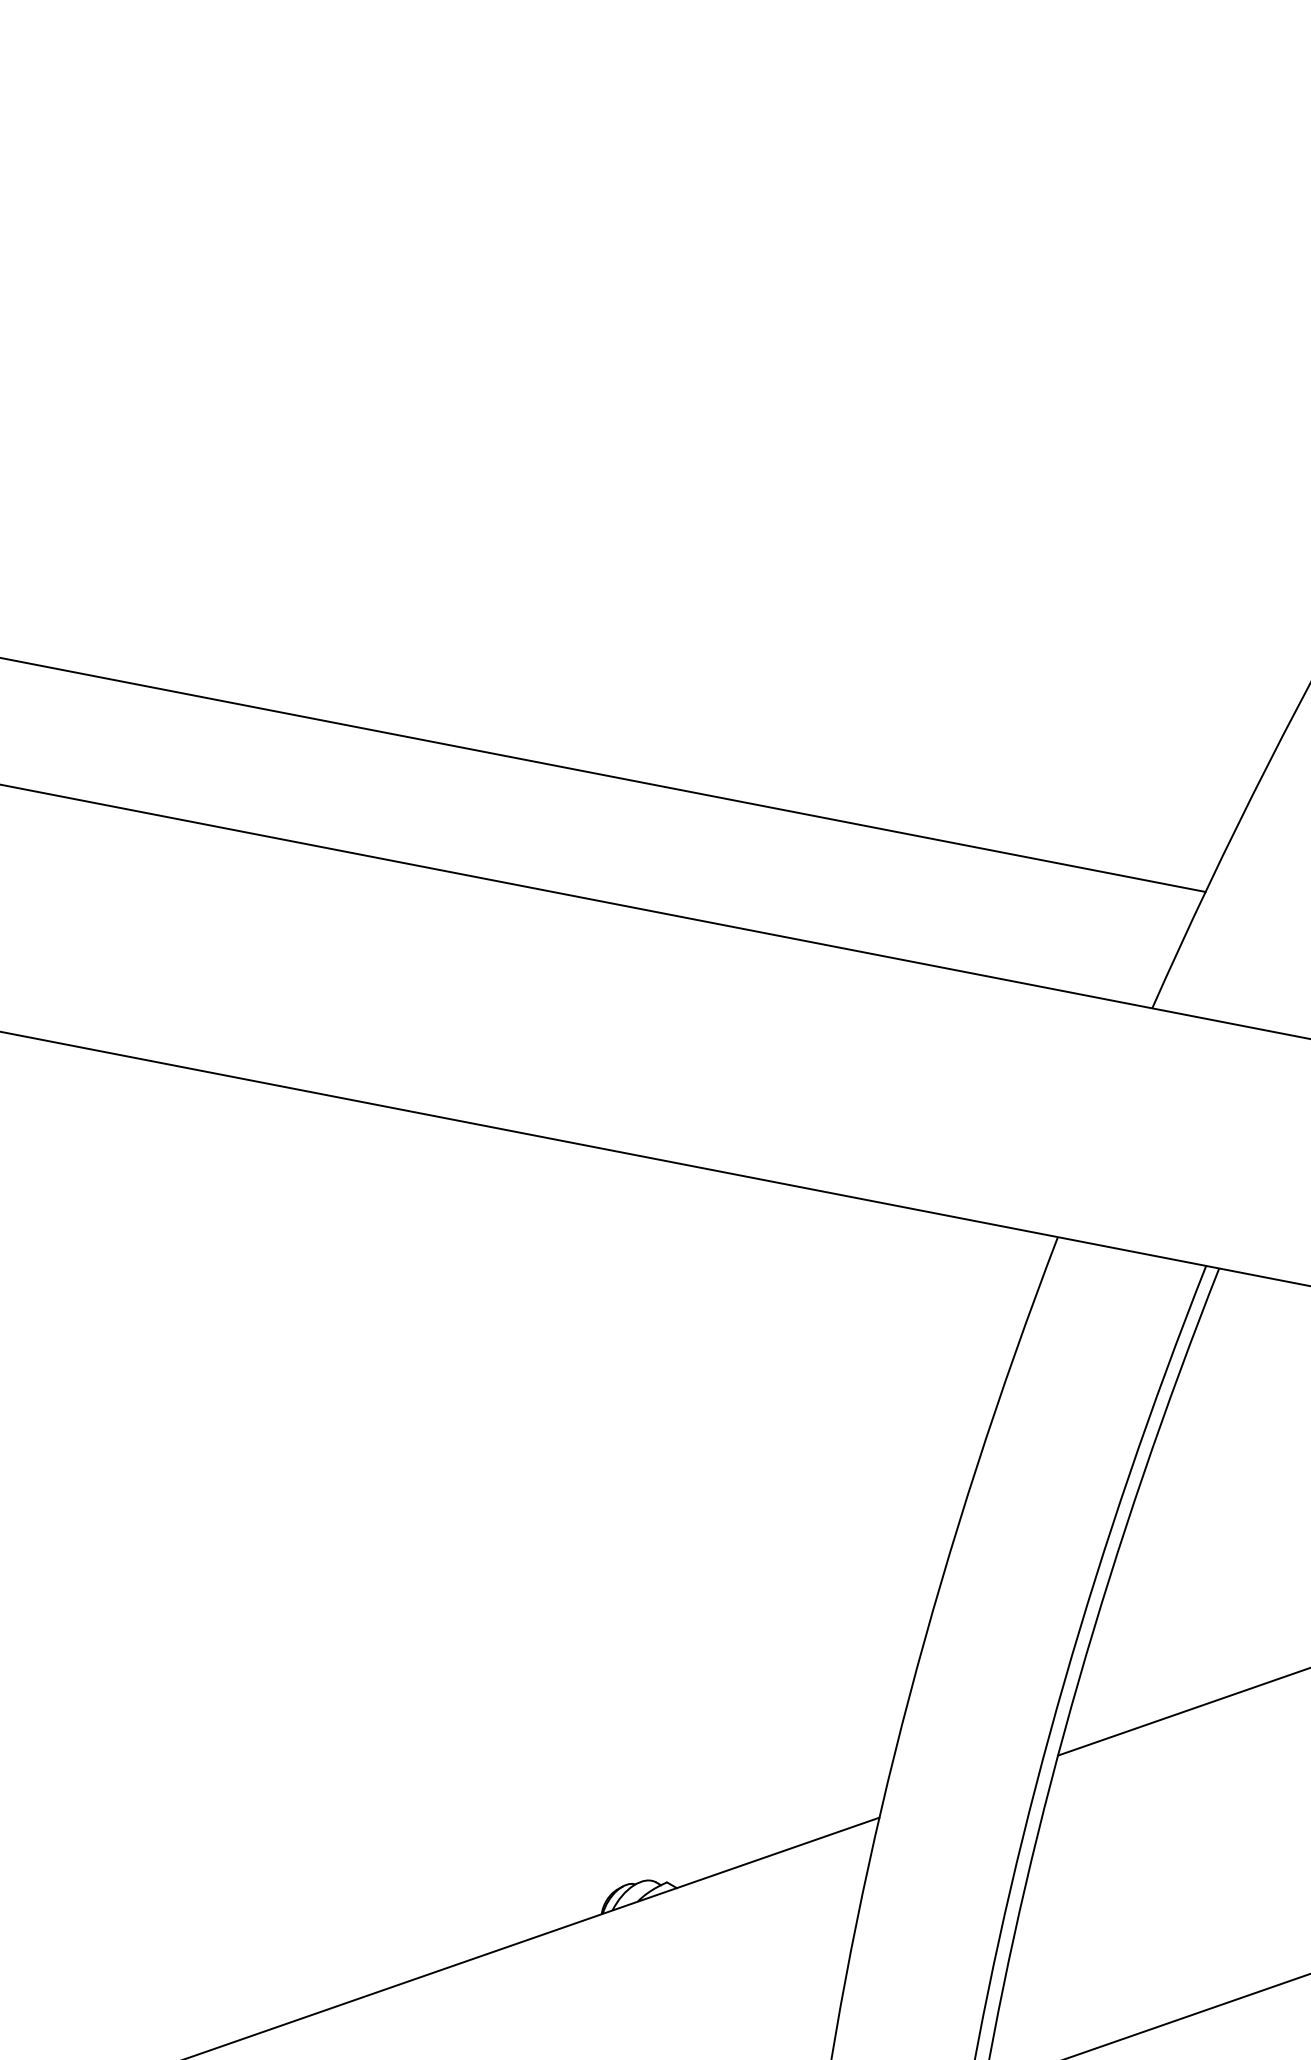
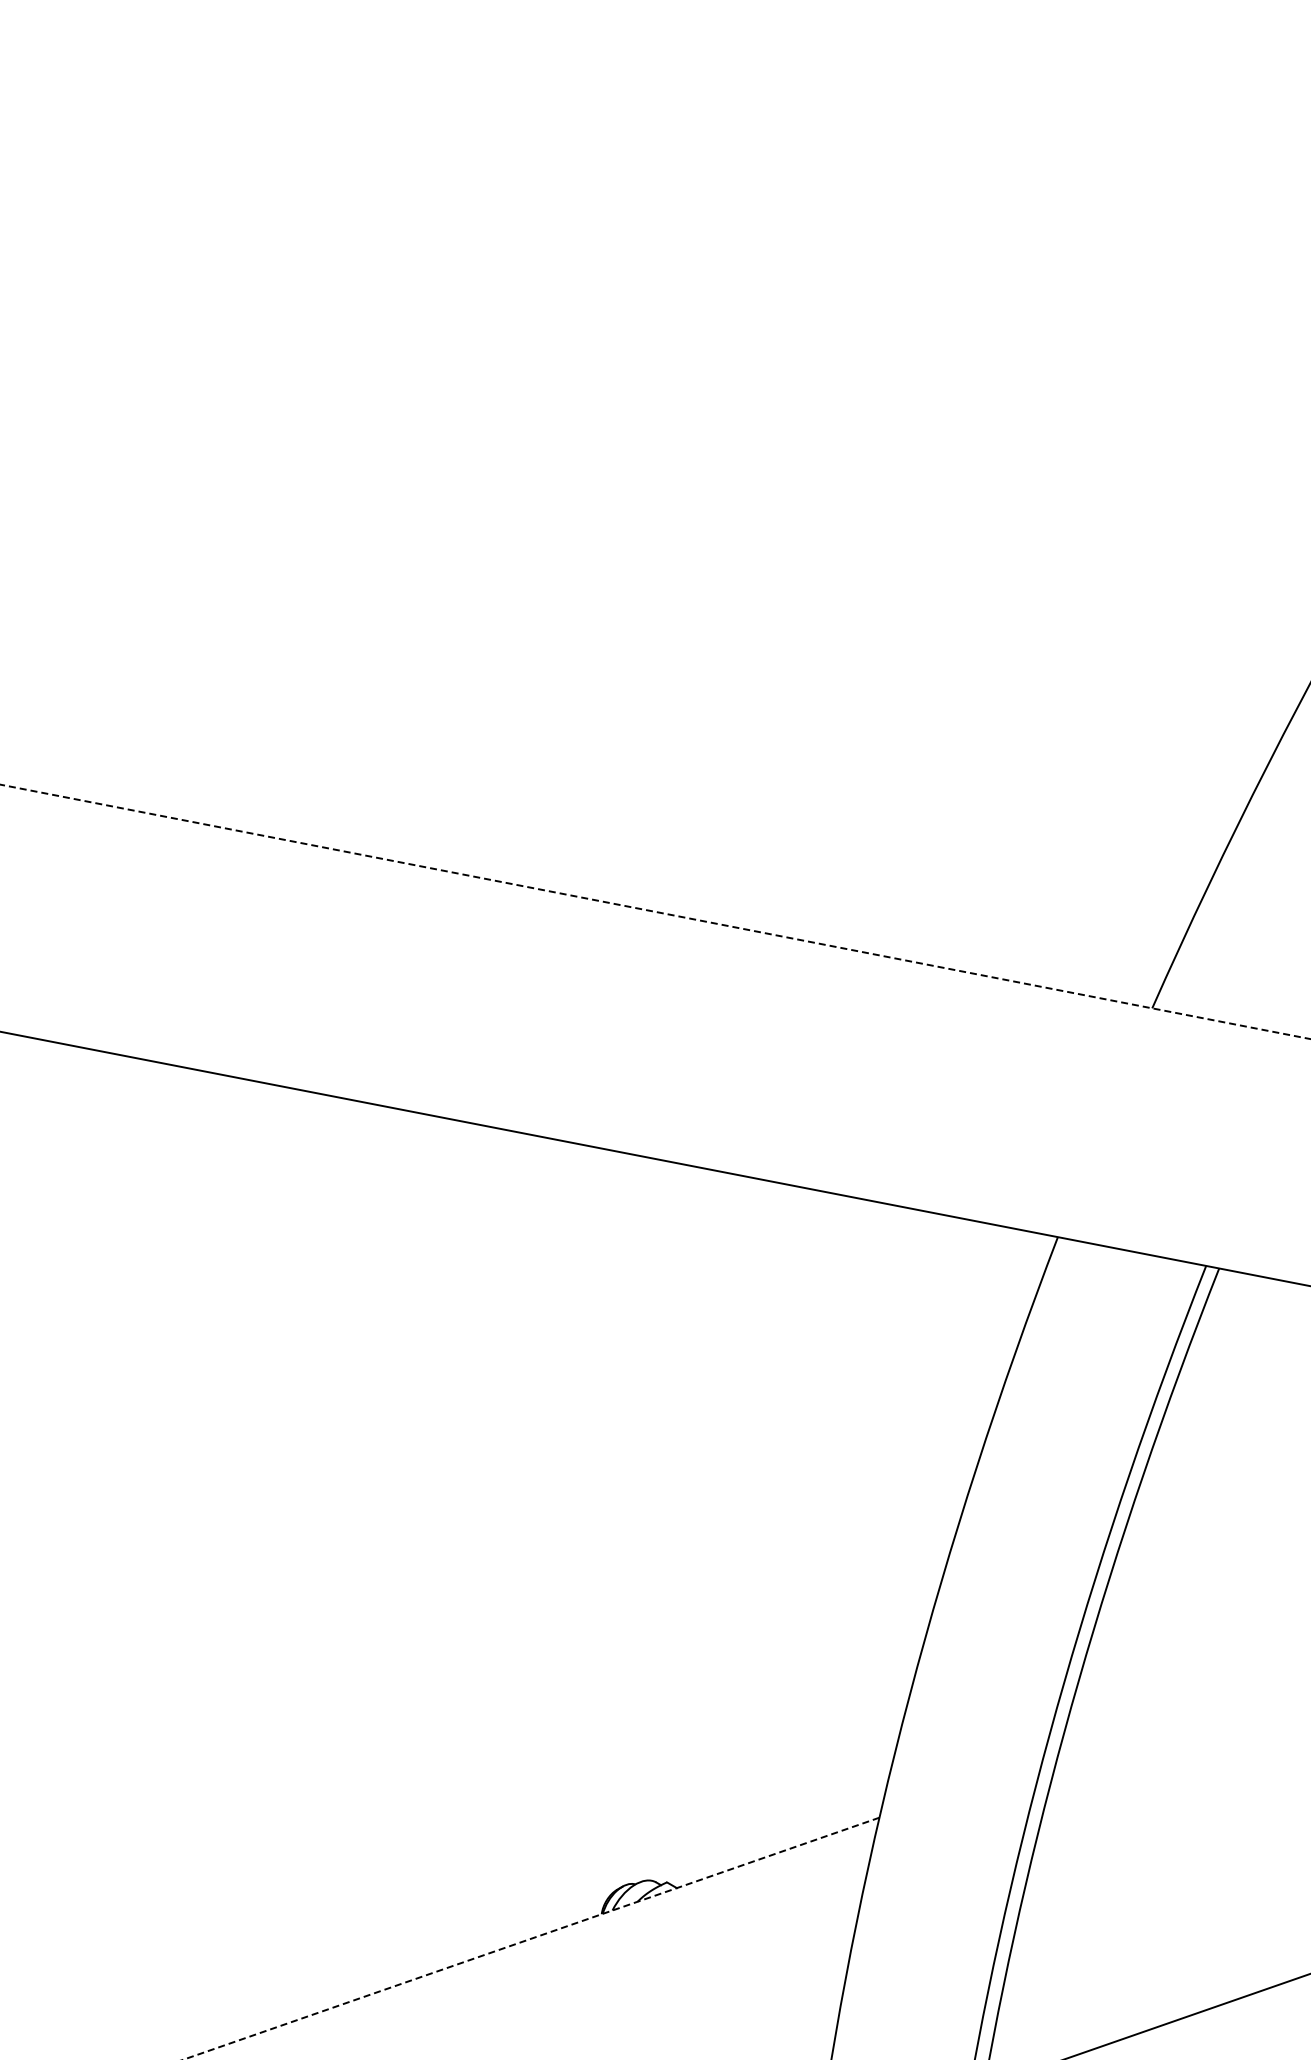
line: present -> none (603, 774)
line: solid -> dashed (655, 911)
line: present -> none (1182, 1711)
line: solid -> dashed (530, 1938)
